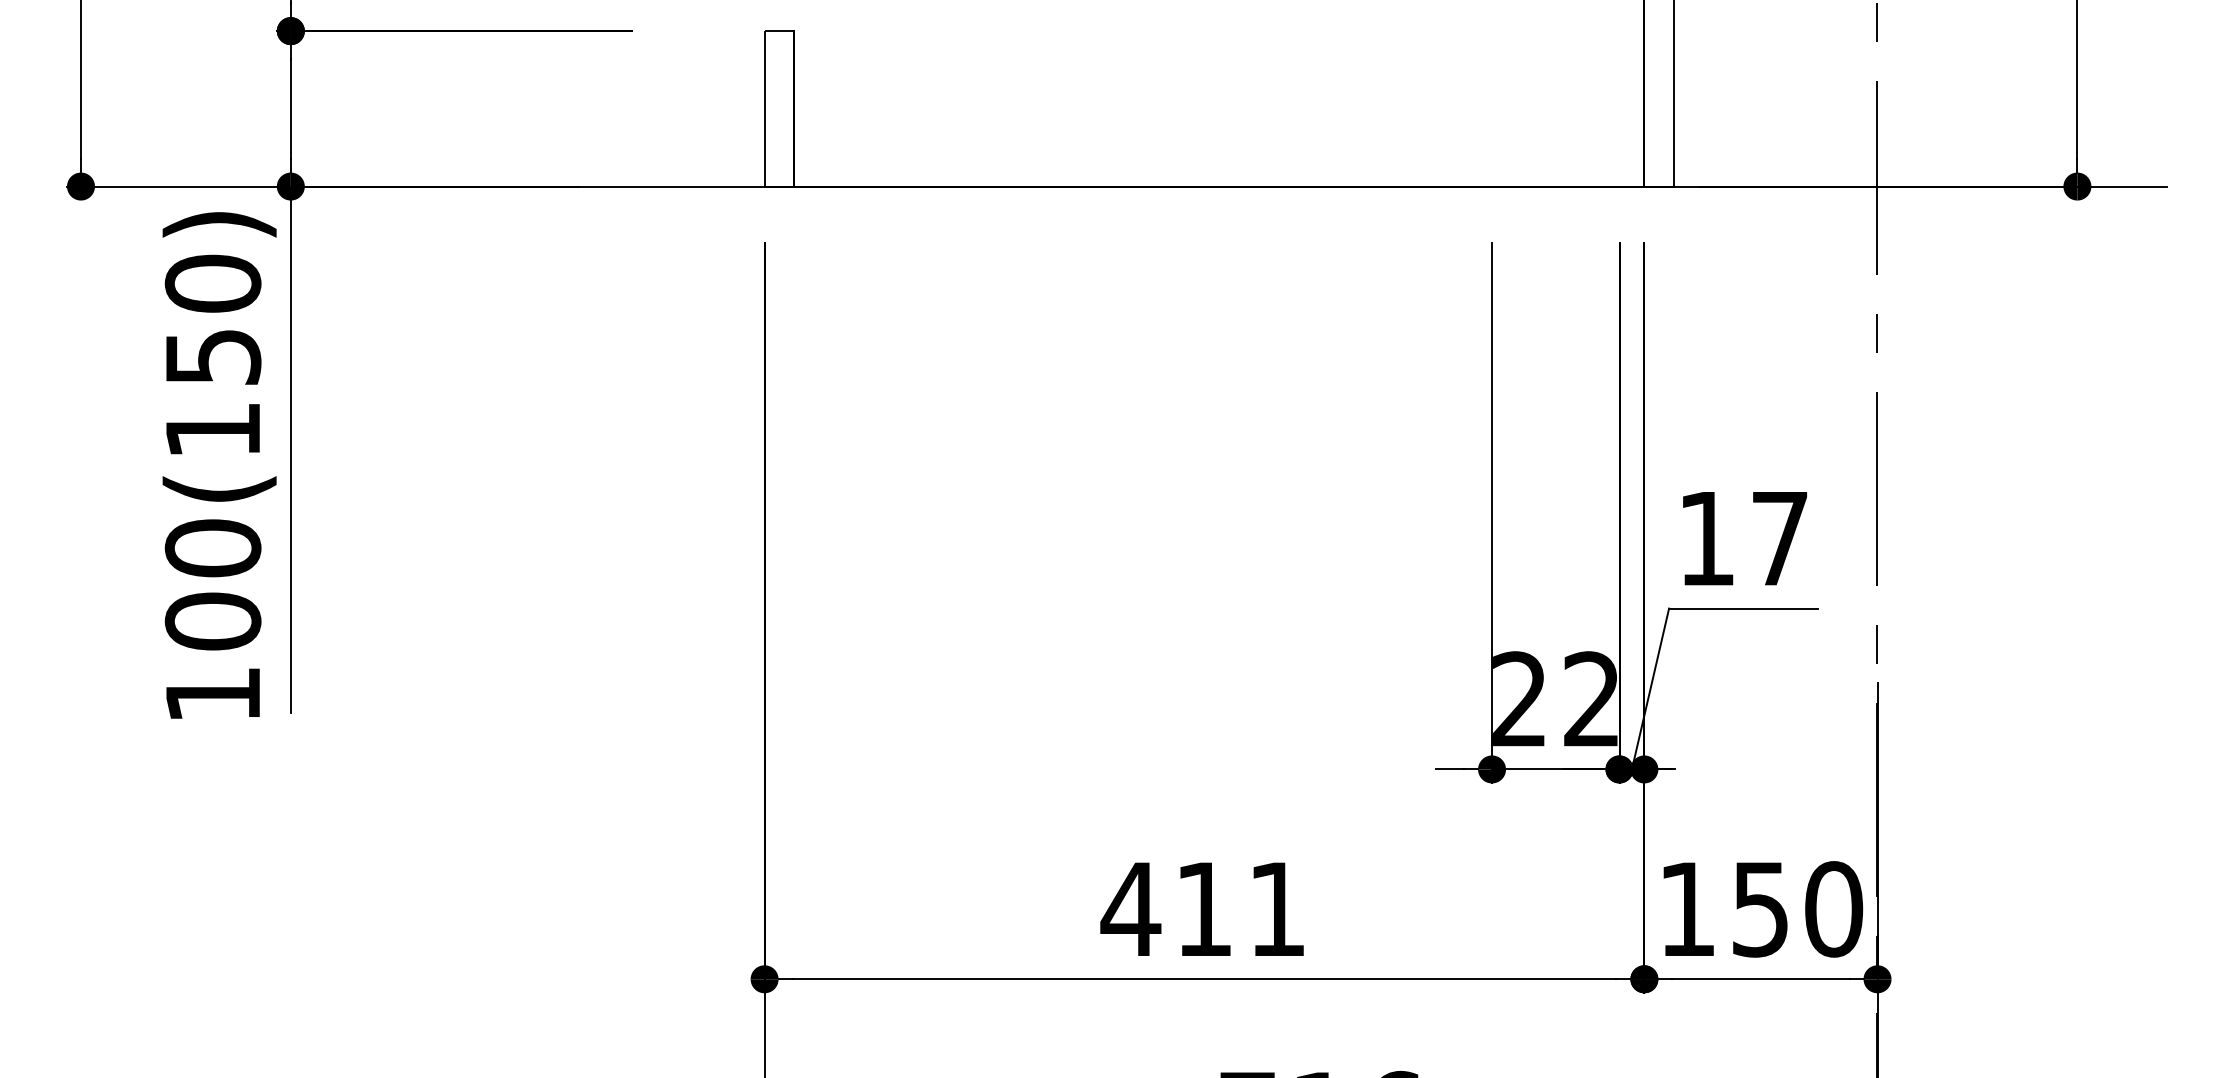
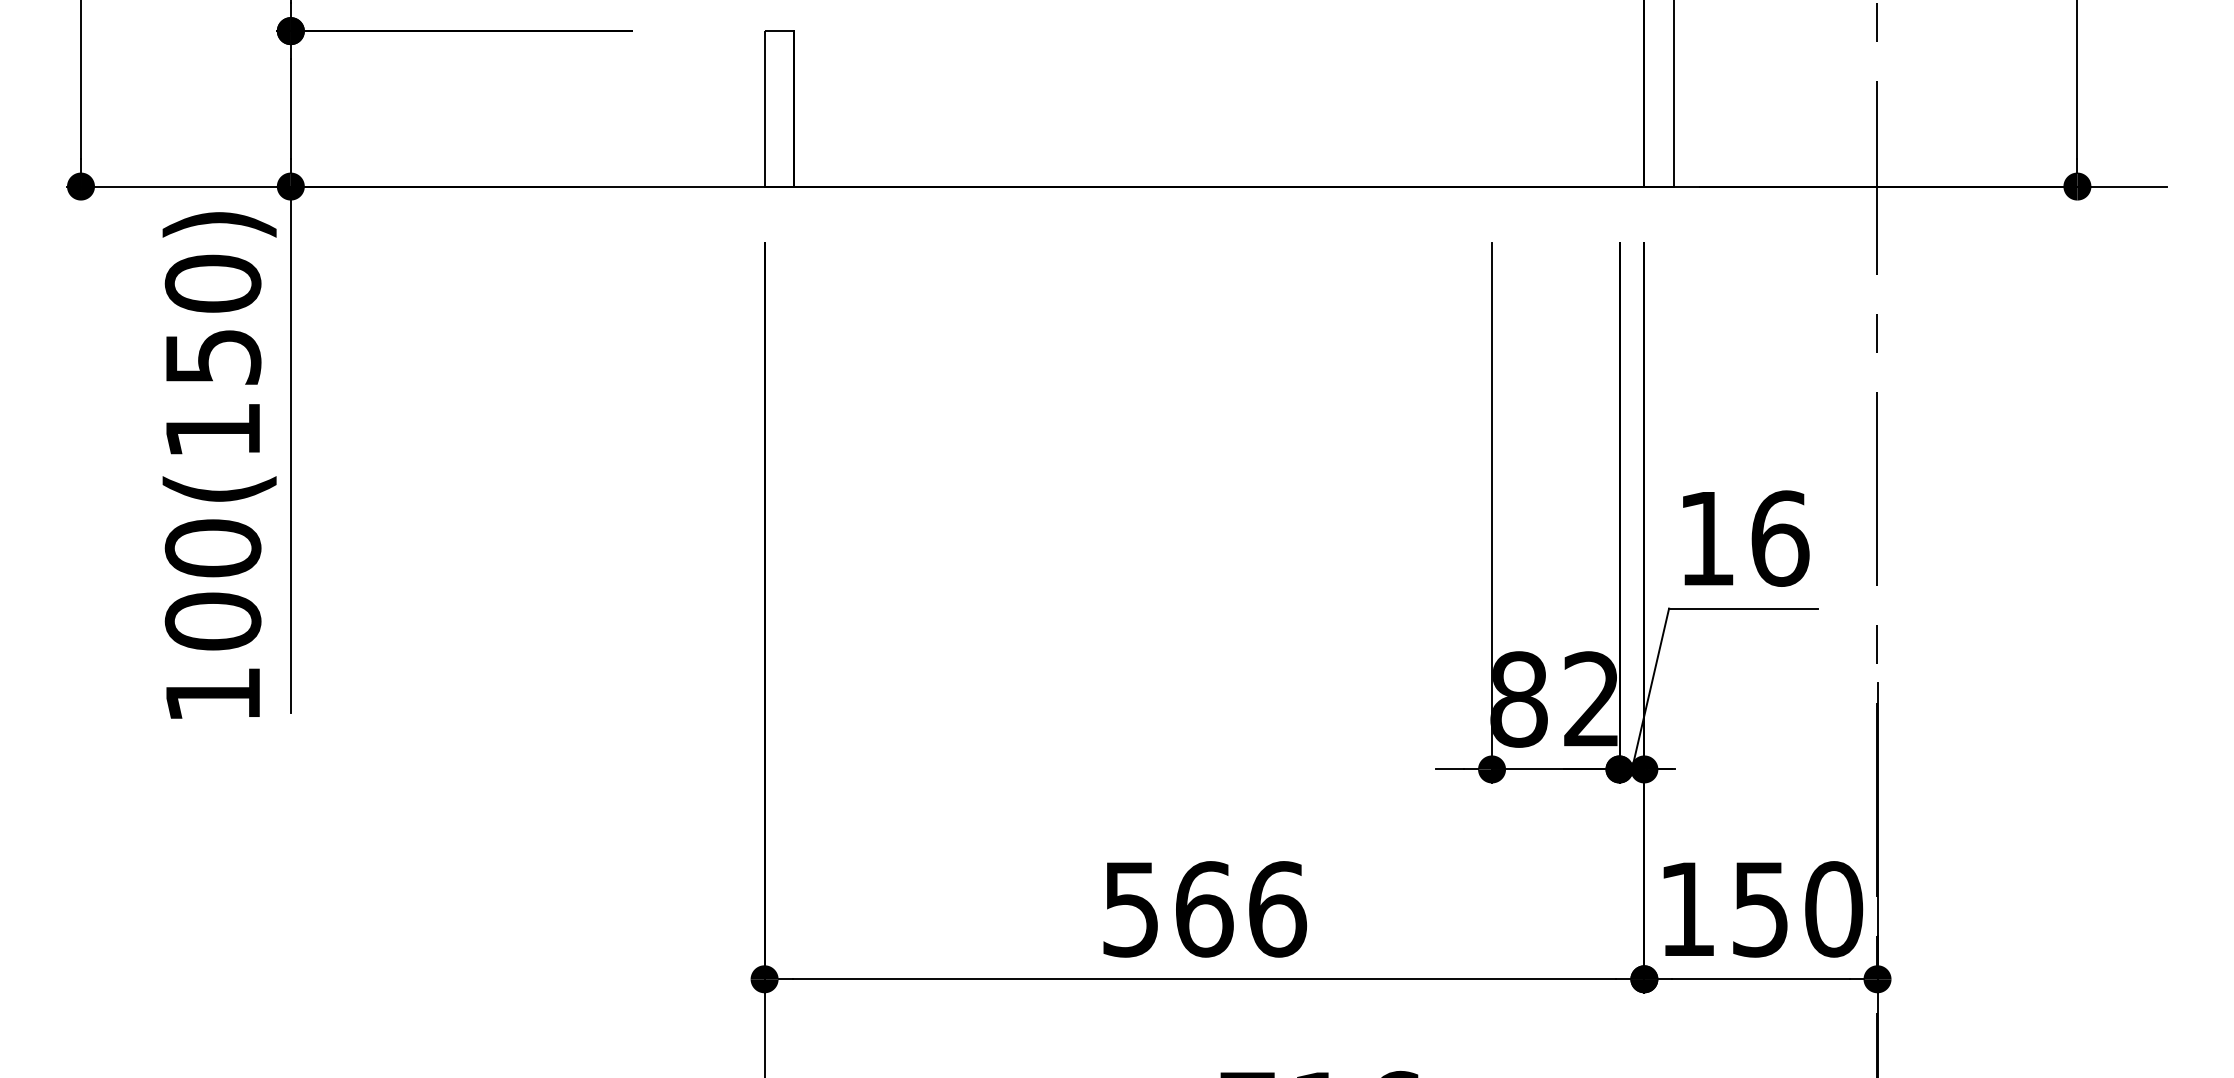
text: 17 -> 16 (1780, 538)
text: 22 -> 82 (1518, 699)
text: 411 -> 566 (1203, 909)
